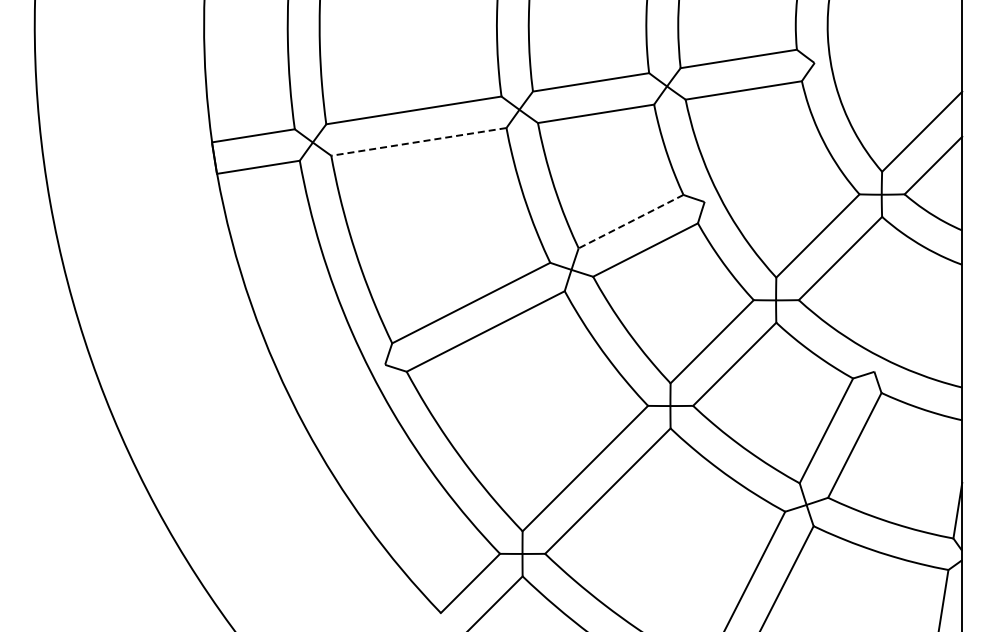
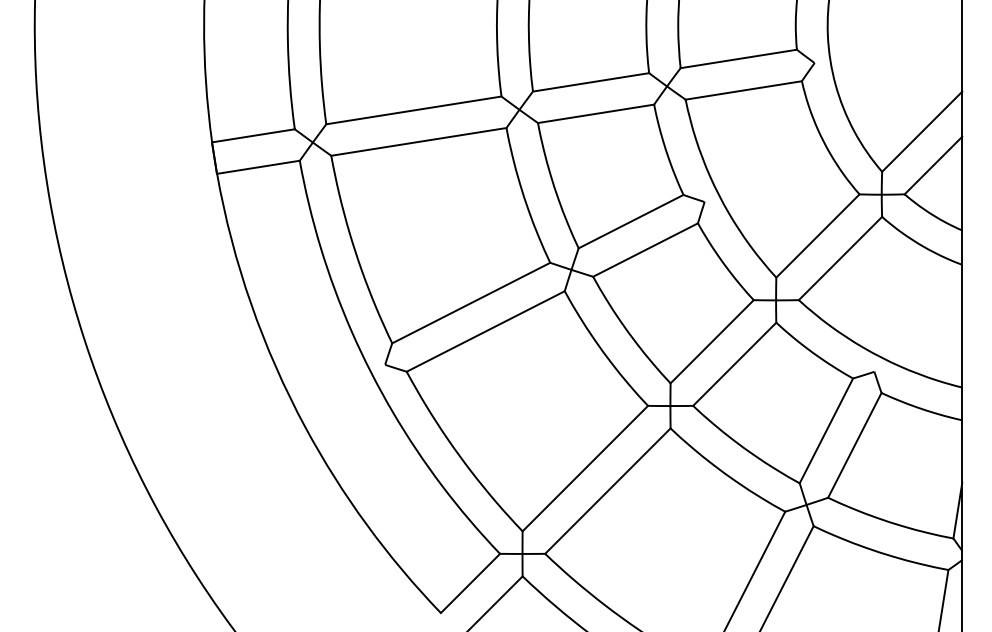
line: dashed -> solid (418, 141)
line: dashed -> solid (631, 221)
